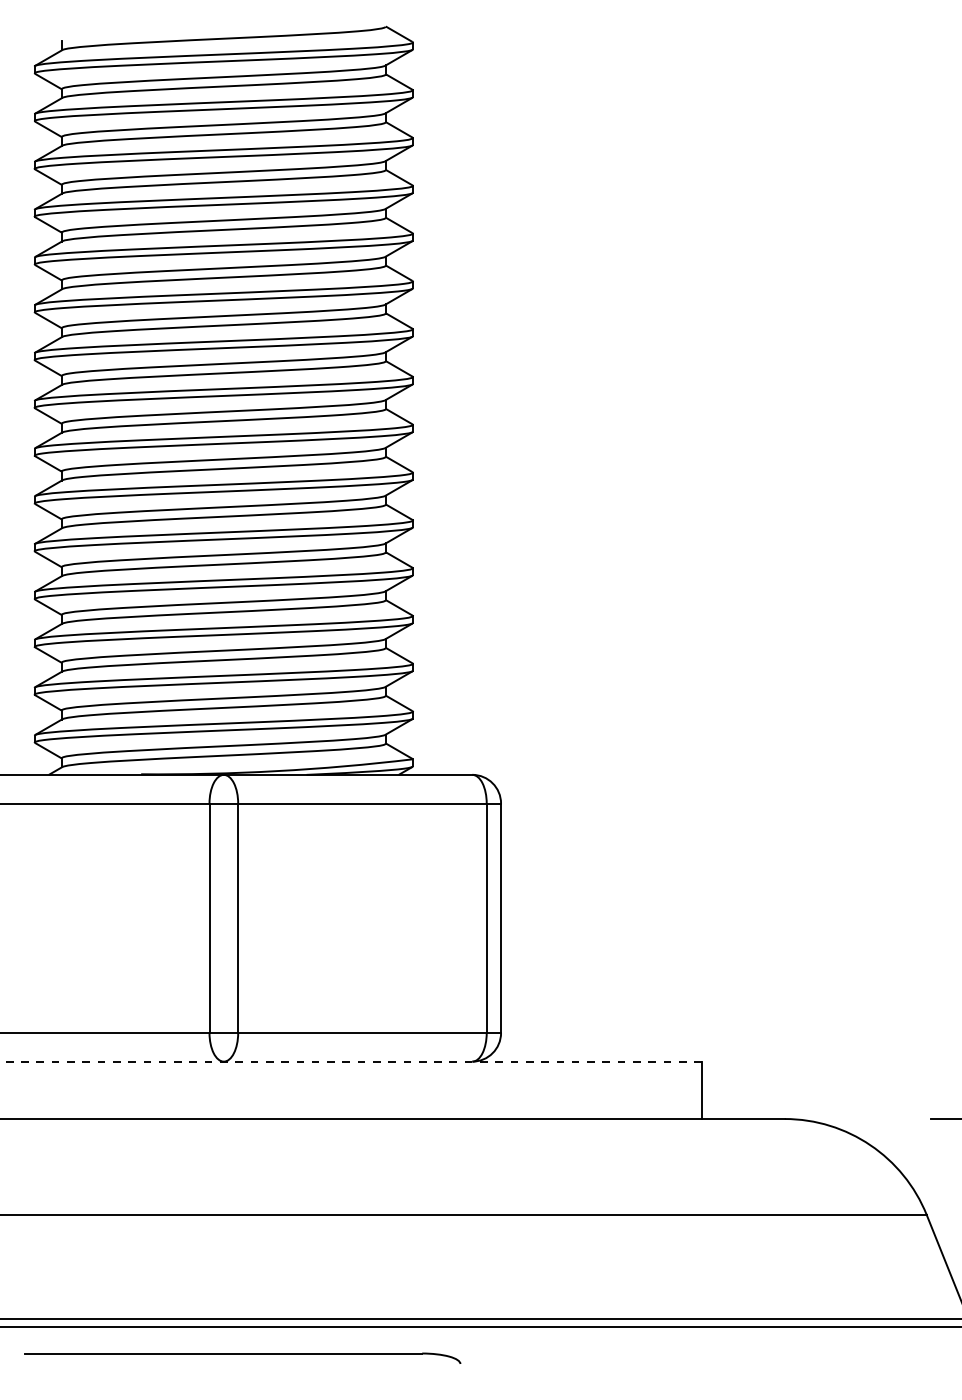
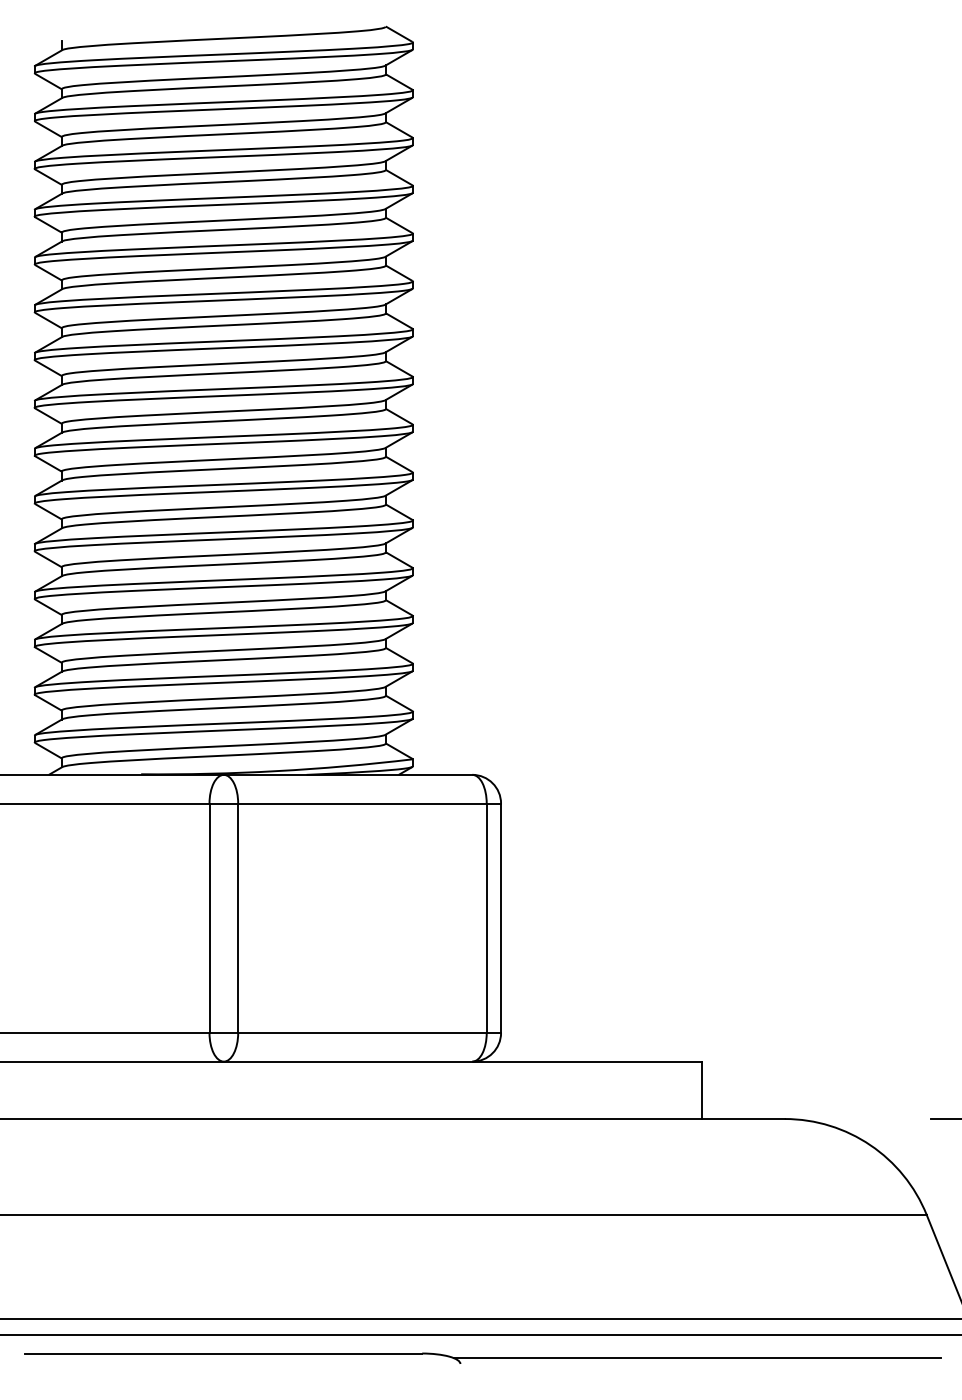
line: dashed -> solid (350, 1061)
line position: (480, 1327) -> (480, 1335) (480, 1335)
line: none -> present (696, 1358)
